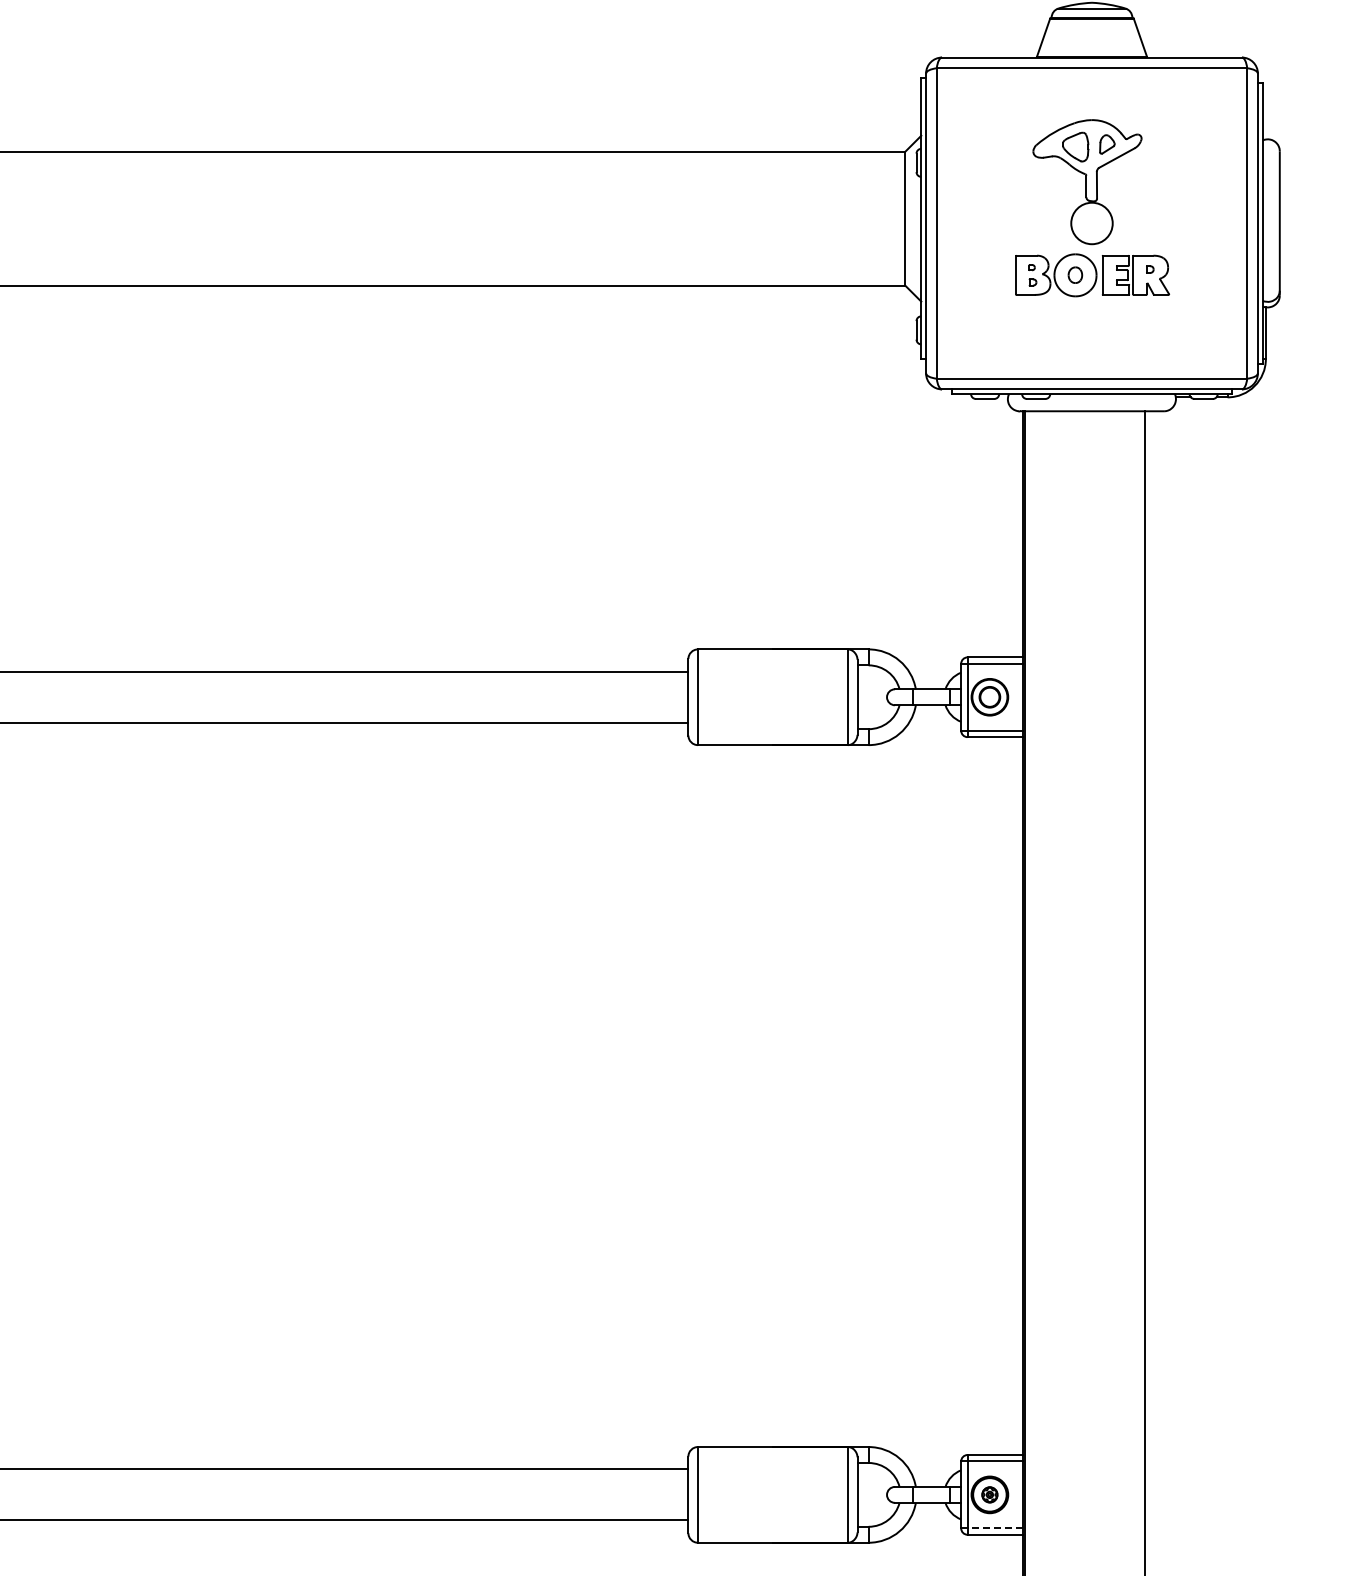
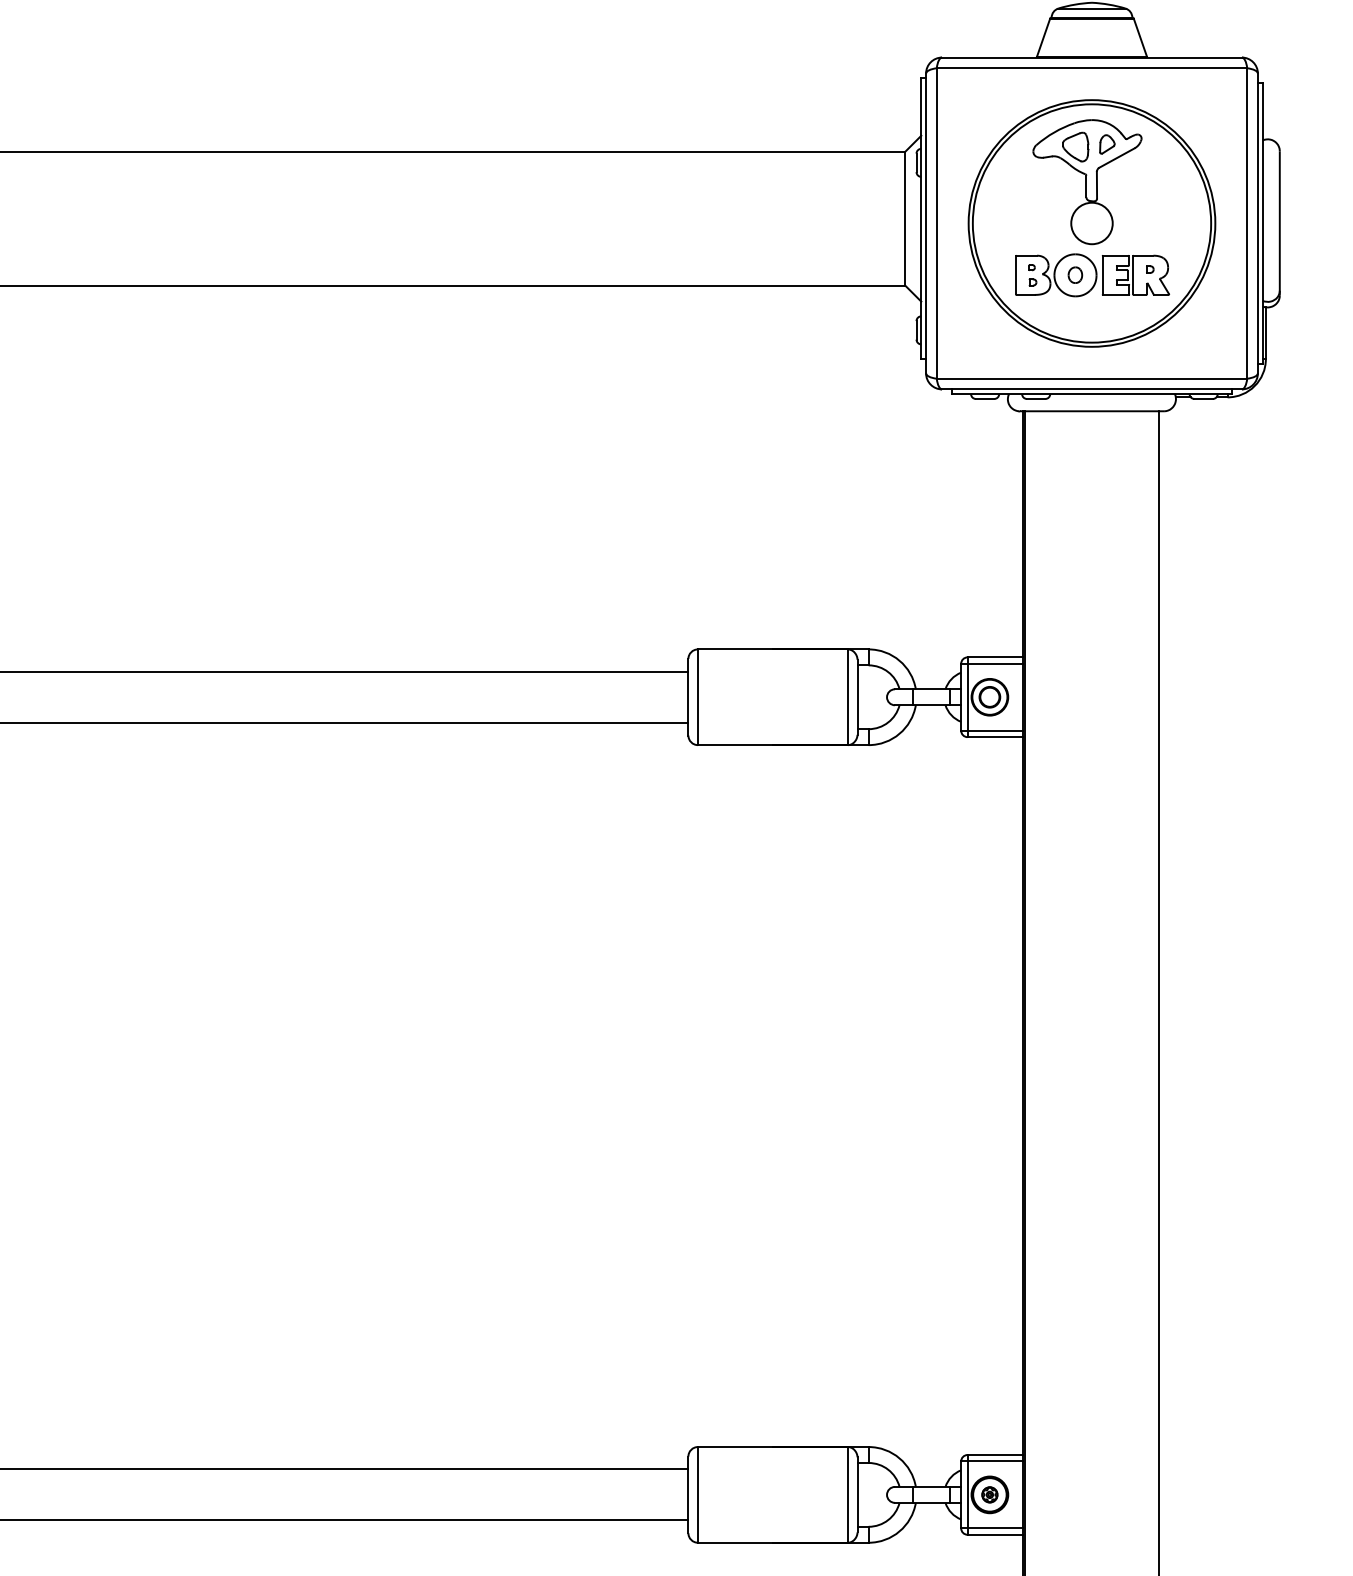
part: none -> present (1091, 223)
line position: (1145, 991) -> (1159, 991) (1159, 991)
line: dashed -> solid (995, 1528)
